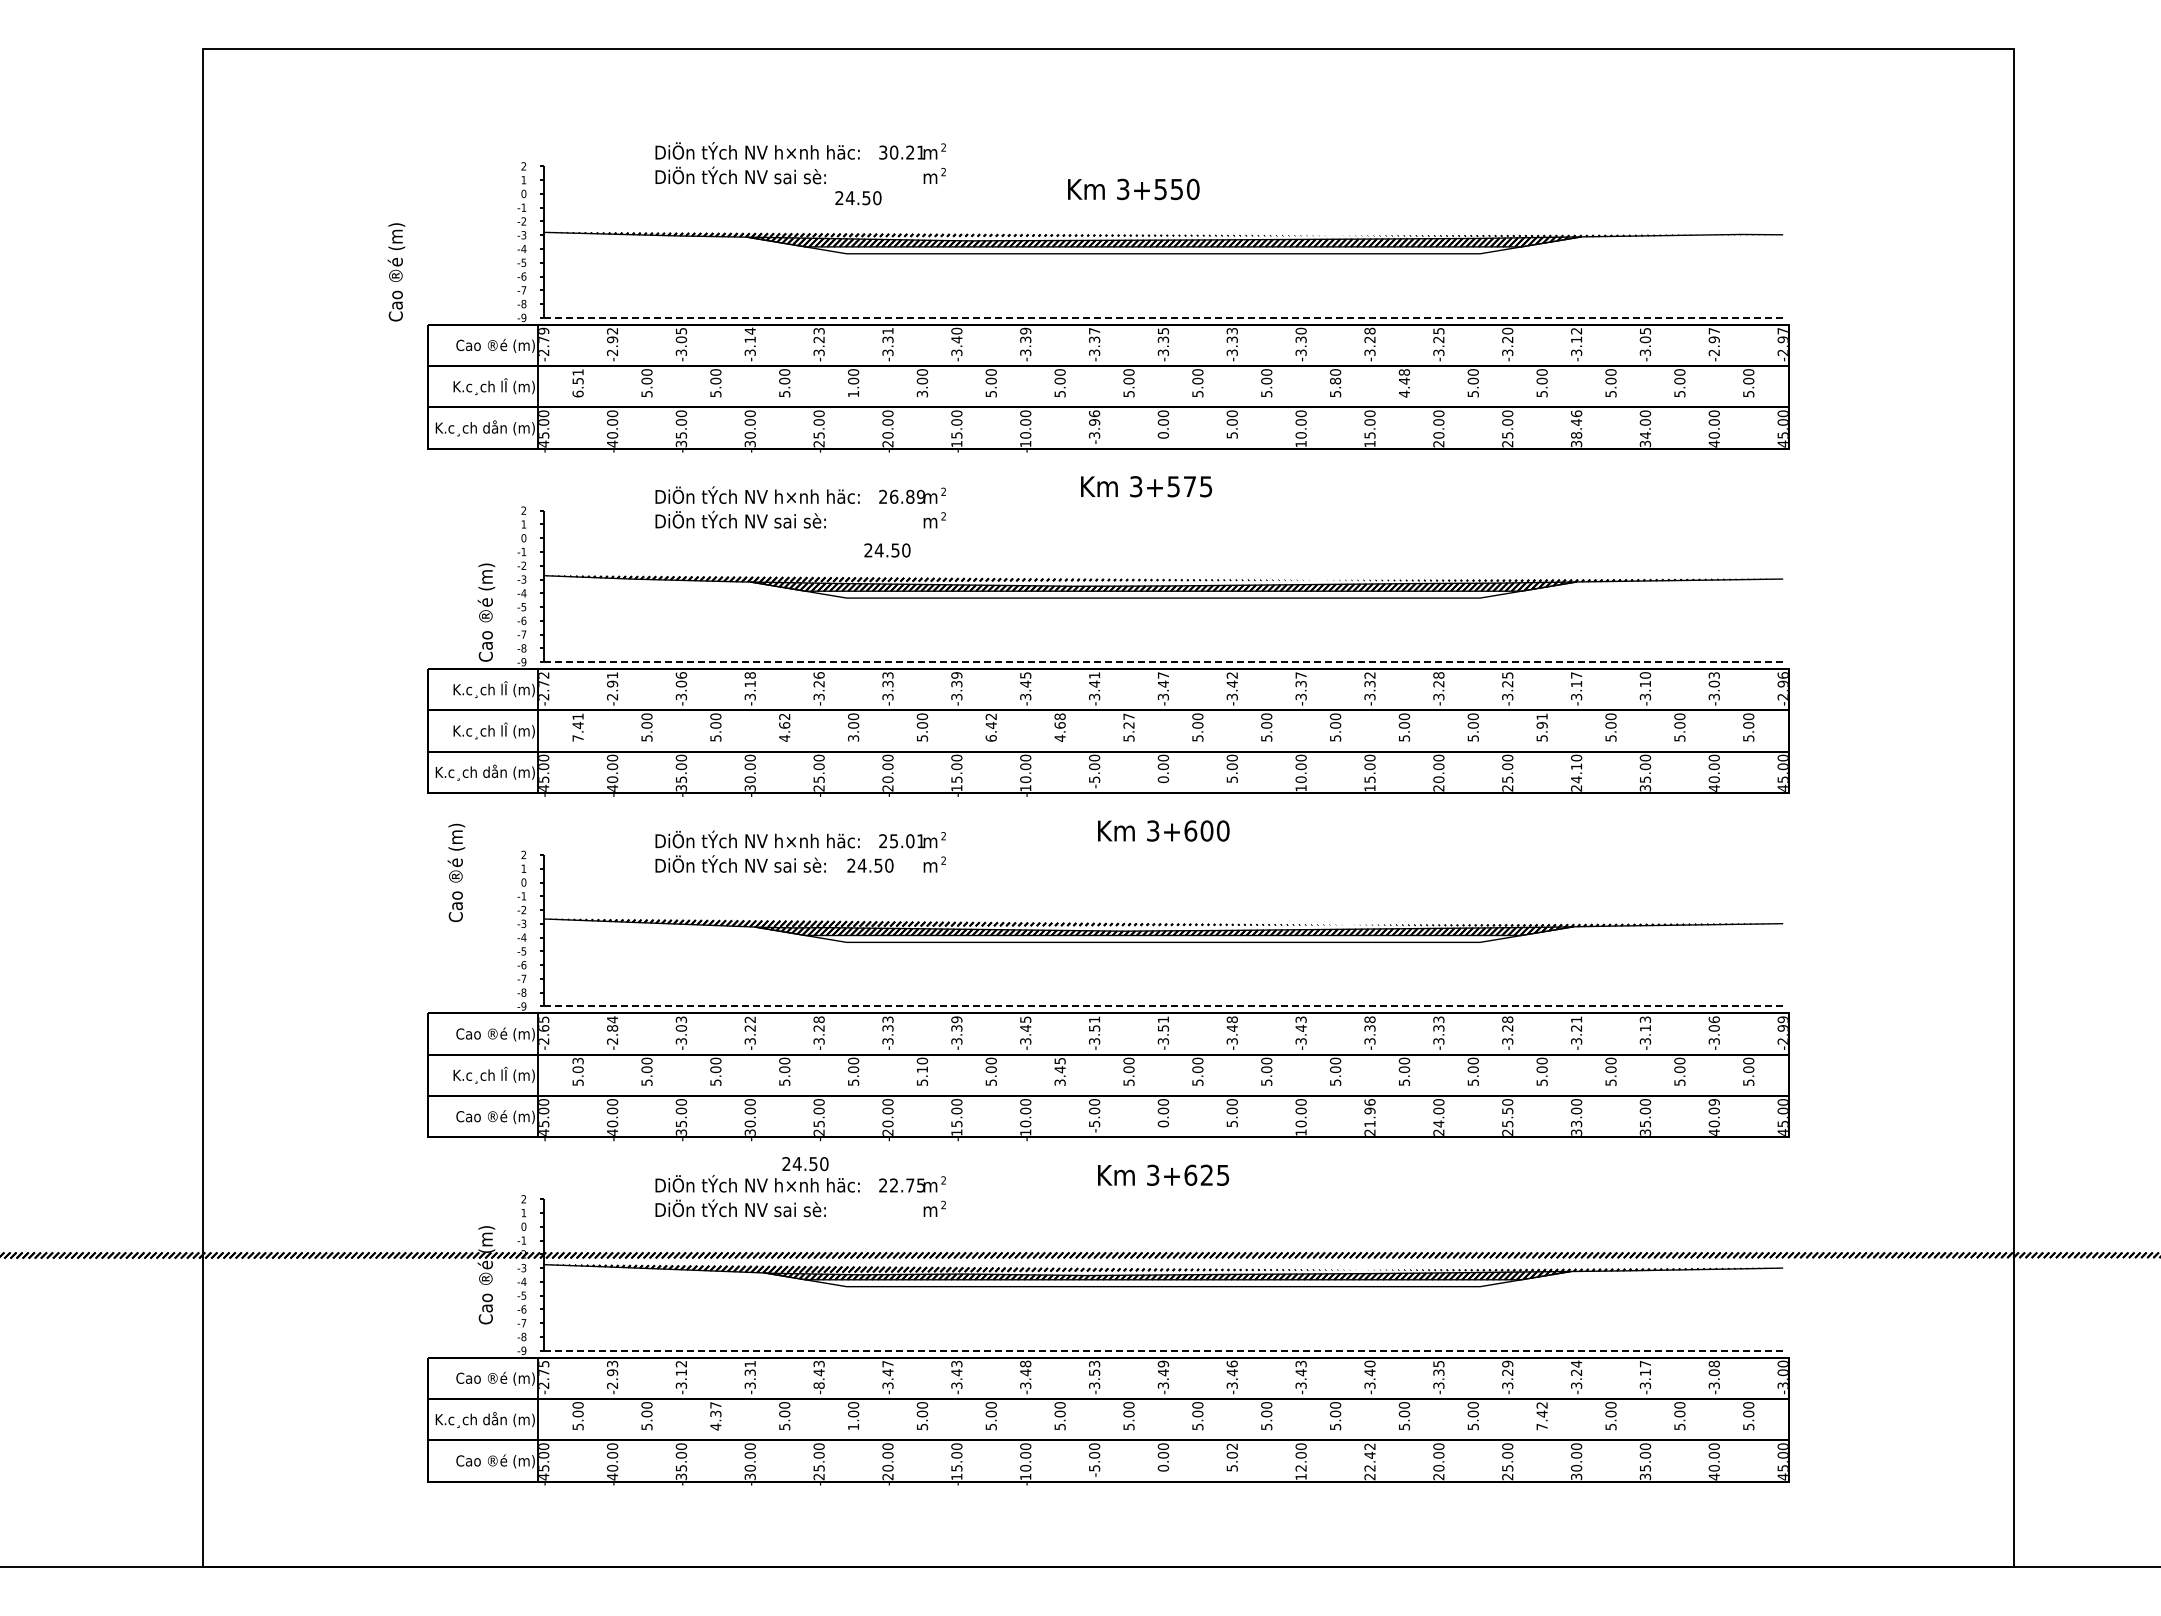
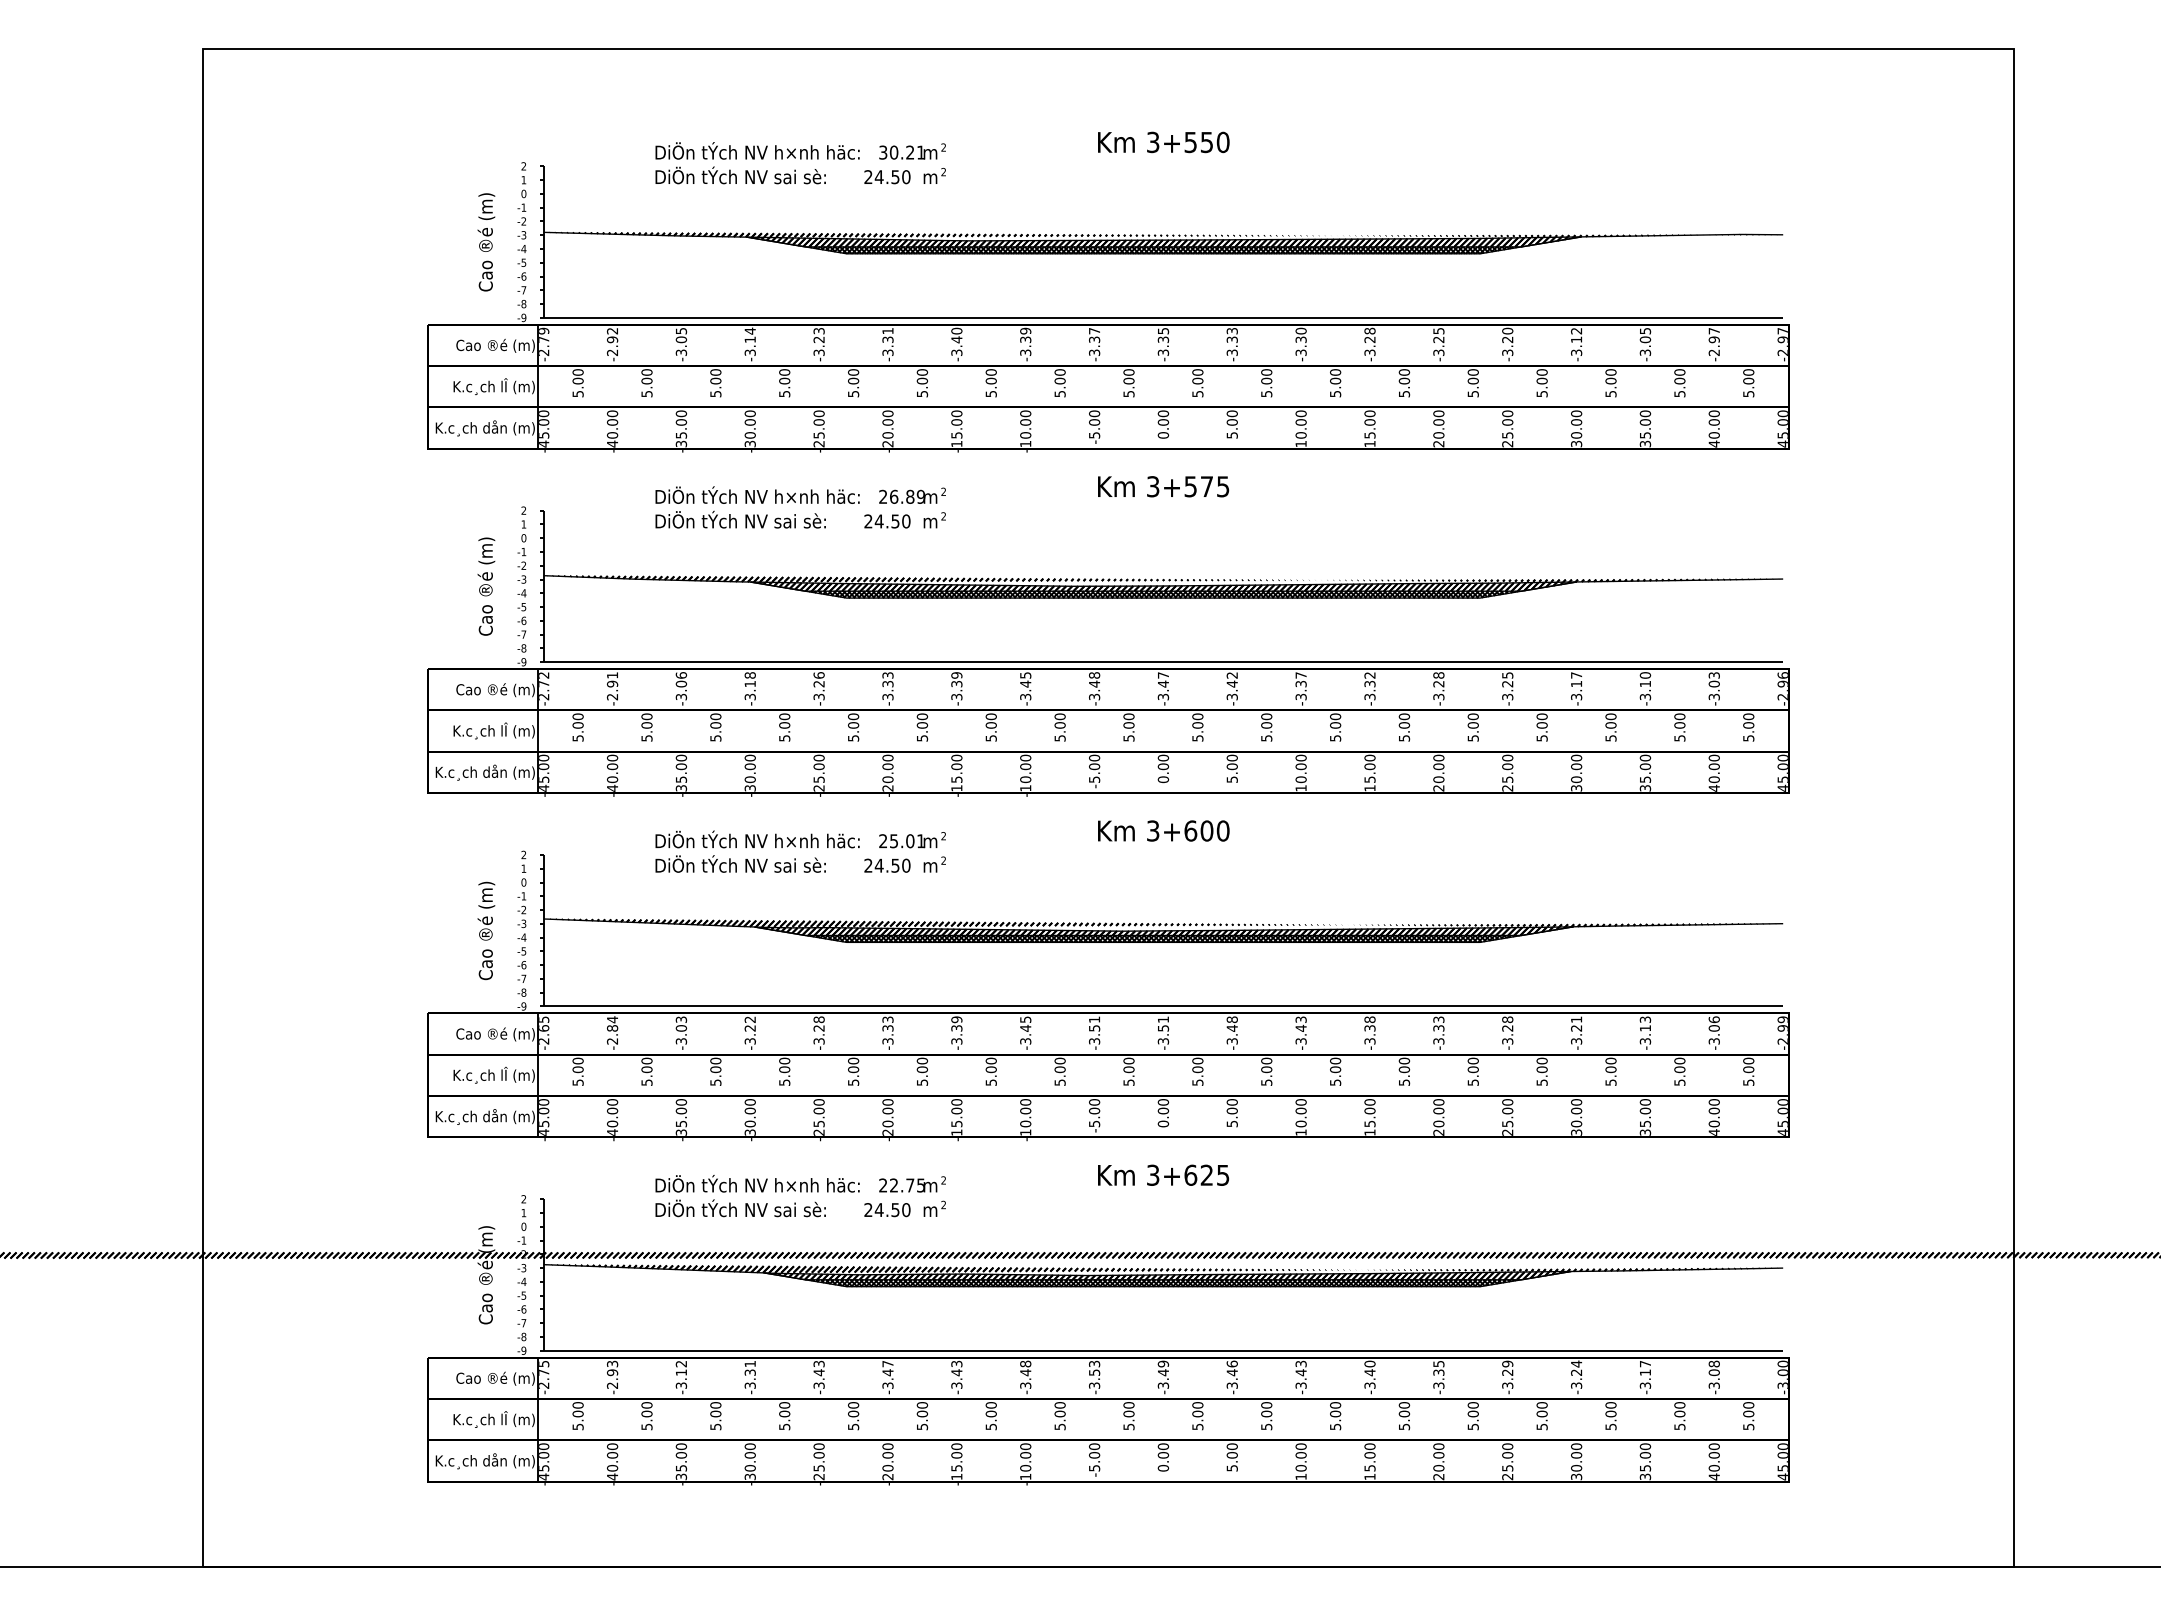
text position: (1133, 189) -> (1163, 142) (1163, 142)
text position: (858, 198) -> (887, 177) (887, 177)
hatch: none -> present (1163, 249)
text position: (396, 272) -> (486, 242) (486, 242)
line: dashed -> solid (1163, 317)
text: 5.80 -> 5.00 (1335, 380)
text: 6.51 -> 5.00 (577, 383)
text: 4.48 -> 5.00 (1404, 383)
text: 3.00 -> 5.00 (921, 393)
text: 1.00 -> 5.00 (853, 394)
text: -3.96 -> -5.00 (1094, 424)
text: 38.46 -> 30.00 (1576, 424)
text: 34.00 -> 35.00 (1645, 434)
text position: (1146, 486) -> (1163, 486) (1163, 486)
text position: (887, 550) -> (887, 521) (887, 521)
hatch: none -> present (1163, 594)
text position: (486, 612) -> (486, 586) (486, 586)
line: dashed -> solid (1163, 662)
text: -3.41 -> -3.48 (1094, 675)
text: K.c¸ch lÎ (m) -> Cao ®é (m) (480, 689)
text: 5.27 -> 5.00 (1128, 720)
text: 5.91 -> 5.00 (1541, 720)
text: 7.41 -> 5.00 (577, 727)
text: 4.62 -> 5.00 (784, 727)
text: 6.42 -> 5.00 (990, 727)
text: 4.68 -> 5.00 (1059, 727)
text: 3.00 -> 5.00 (853, 738)
text: 24.10 -> 30.00 (1576, 777)
text position: (870, 865) -> (887, 865) (887, 865)
text position: (456, 872) -> (486, 930) (486, 930)
hatch: none -> present (1163, 938)
line: dashed -> solid (1163, 1006)
text: 5.03 -> 5.00 (577, 1060)
text: 5.10 -> 5.00 (922, 1069)
text: 3.45 -> 5.00 (1059, 1071)
text: 40.09 -> 40.00 (1714, 1102)
text: 25.50 -> 25.00 (1507, 1110)
text: Cao ®é (m) -> K.c¸ch dån (m) (471, 1116)
text: 21.96 -> 15.00 (1369, 1117)
text: 24.00 -> 20.00 (1438, 1123)
text: 33.00 -> 30.00 (1576, 1123)
text position: (805, 1164) -> (887, 1210) (887, 1210)
hatch: none -> present (1163, 1282)
line: dashed -> solid (1163, 1350)
text: -8.43 -> -3.43 (818, 1385)
text: 4.37 -> 5.00 (715, 1416)
text: 7.42 -> 5.00 (1541, 1416)
text: K.c¸ch dån (m) -> K.c¸ch lÎ (m) (471, 1419)
text: 1.00 -> 5.00 (853, 1426)
text: 5.02 -> 5.00 (1231, 1446)
text: Cao ®é (m) -> K.c¸ch dån (m) (471, 1461)
text: 22.42 -> 15.00 (1369, 1461)
text: 12.00 -> 10.00 (1300, 1467)
